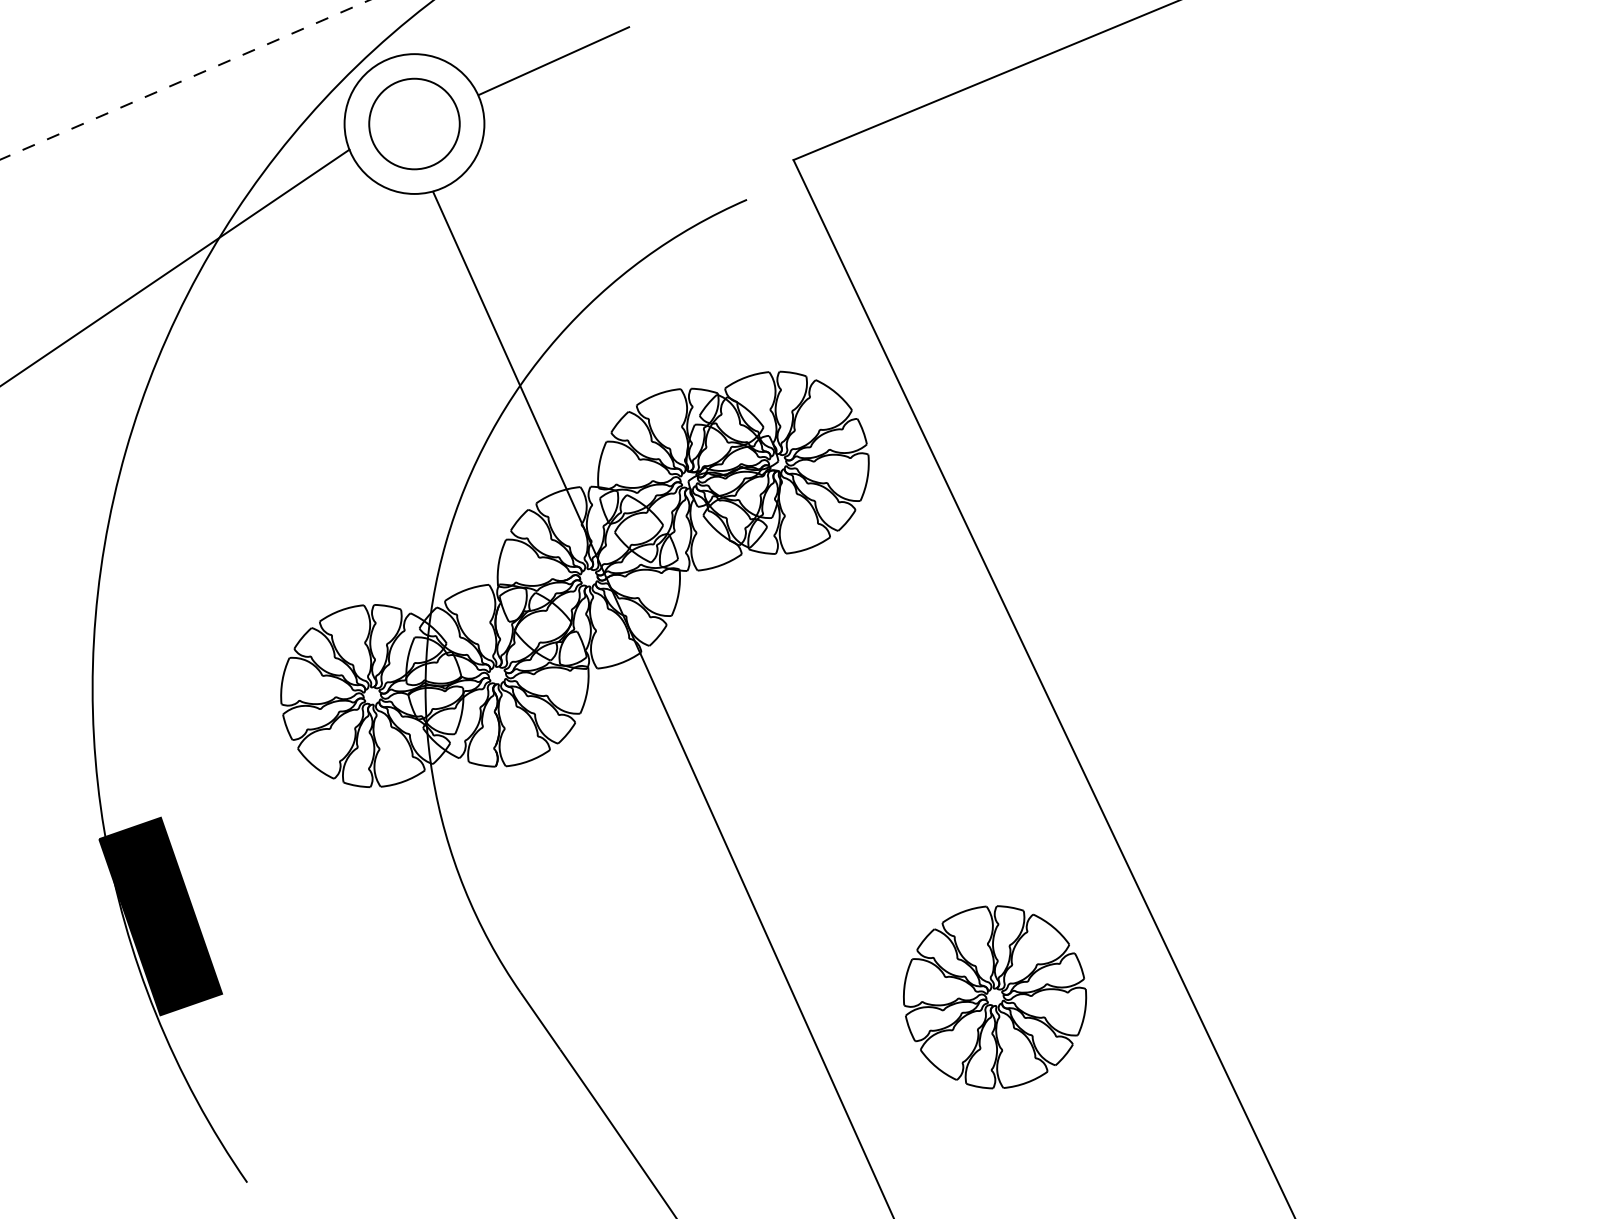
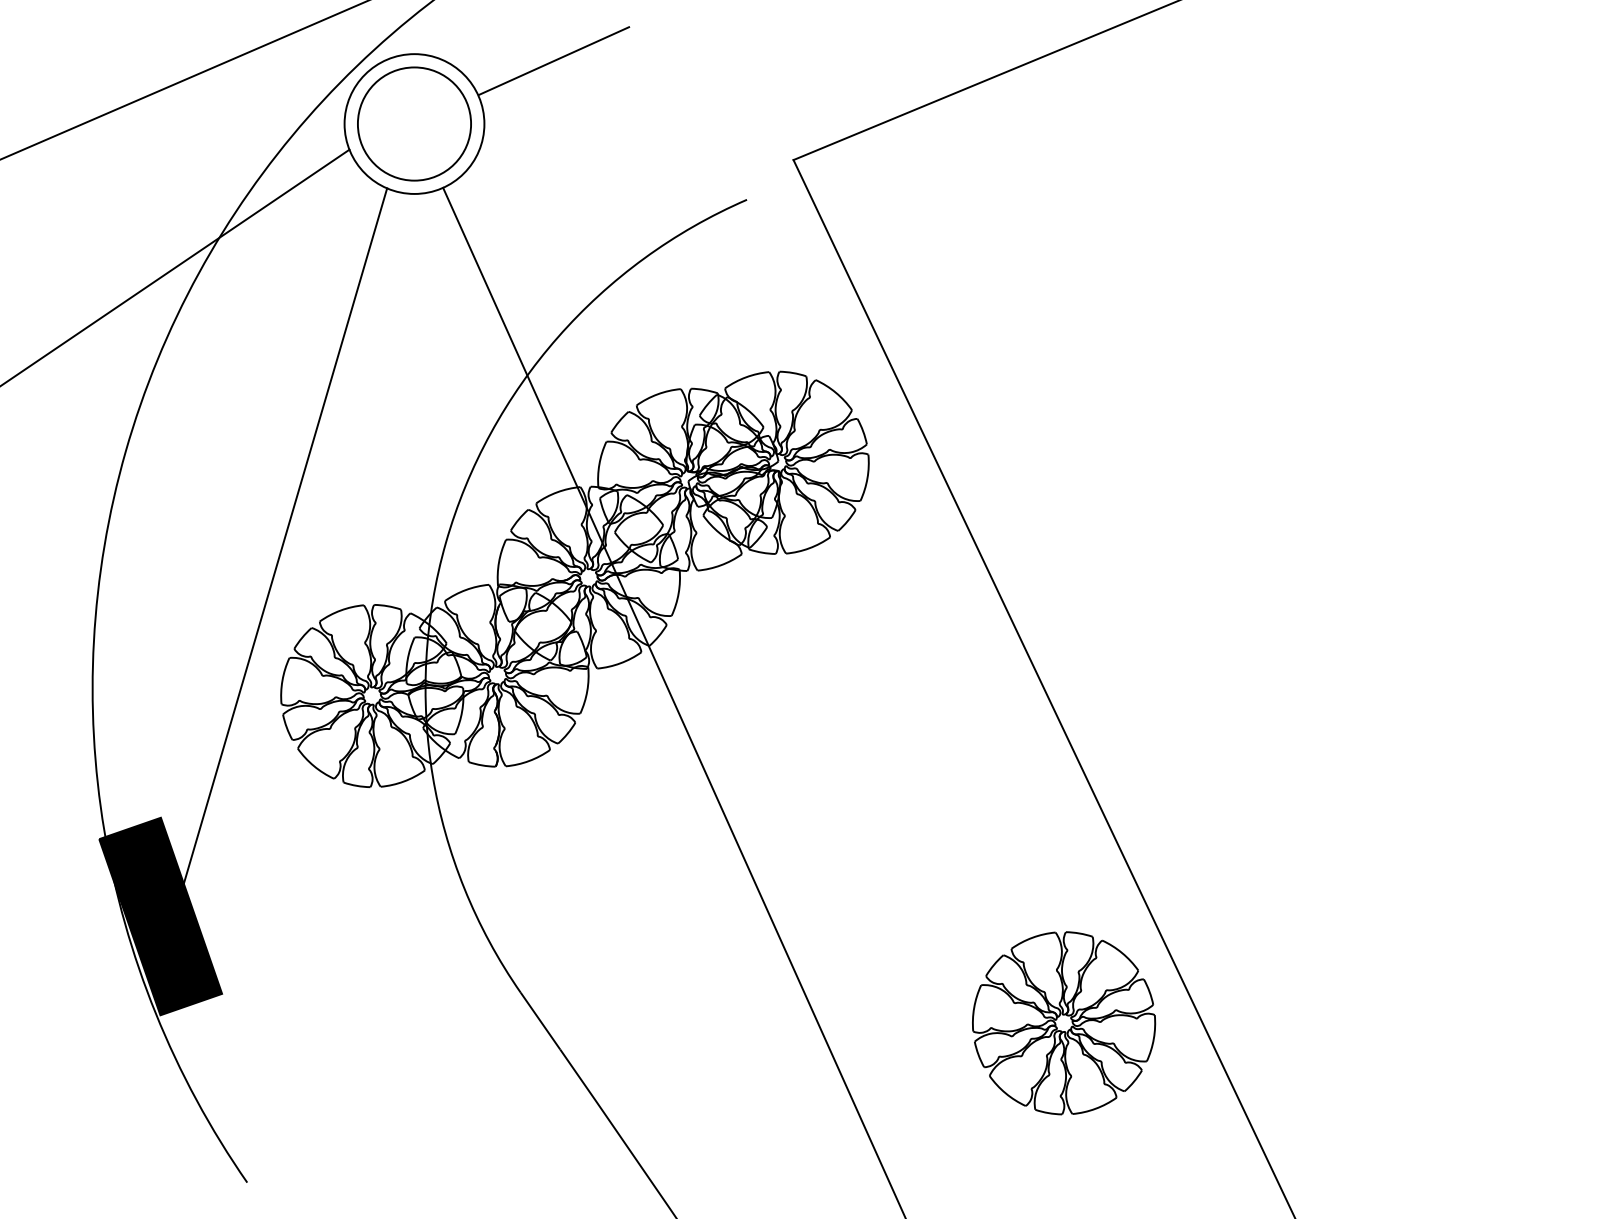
line: dashed -> solid (185, 79)
circle diameter: 91 px -> 113 px (414, 123)
line: none -> present (278, 559)
line position: (662, 703) -> (673, 701) (673, 701)
part position: (995, 997) -> (1064, 1023) (1064, 1023)
